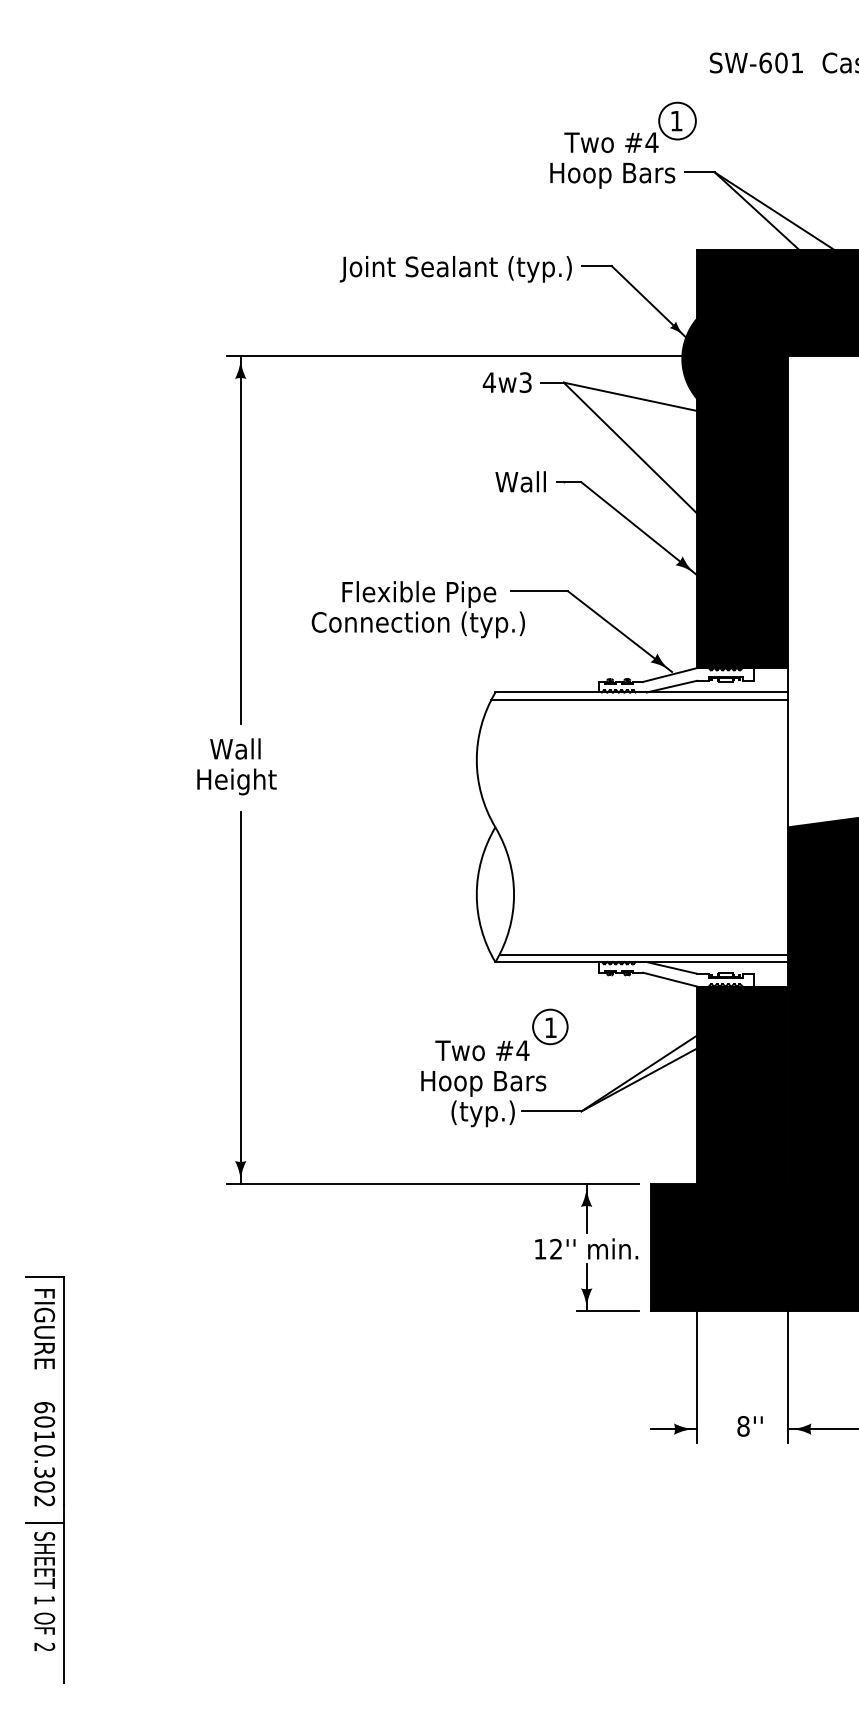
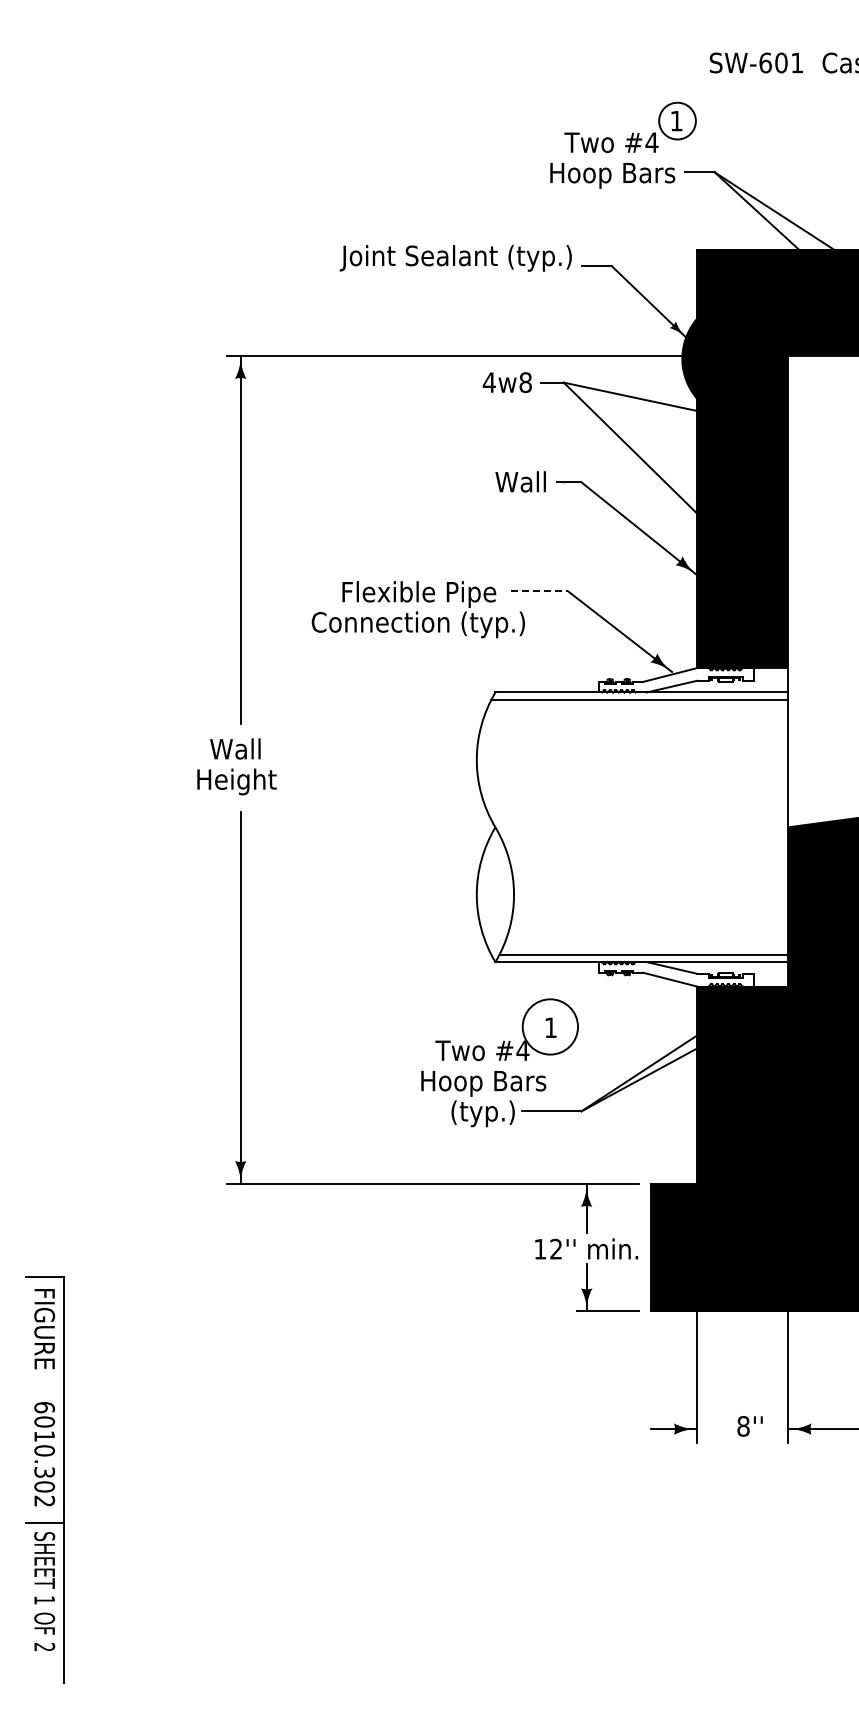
text position: (455, 269) -> (455, 258) (455, 258)
text: 4w3 -> 4w8 (525, 382)
line: solid -> dashed (540, 591)
circle diameter: 35 px -> 55 px (550, 1026)
